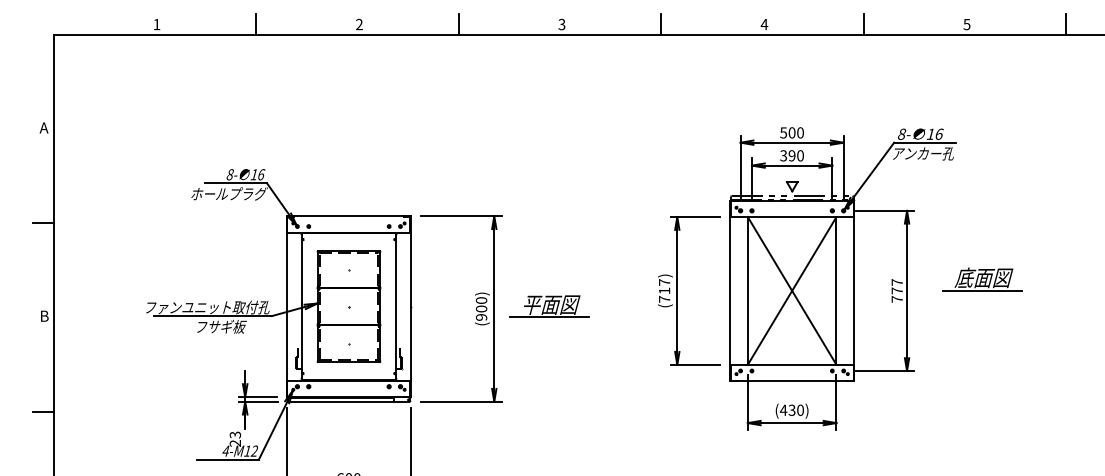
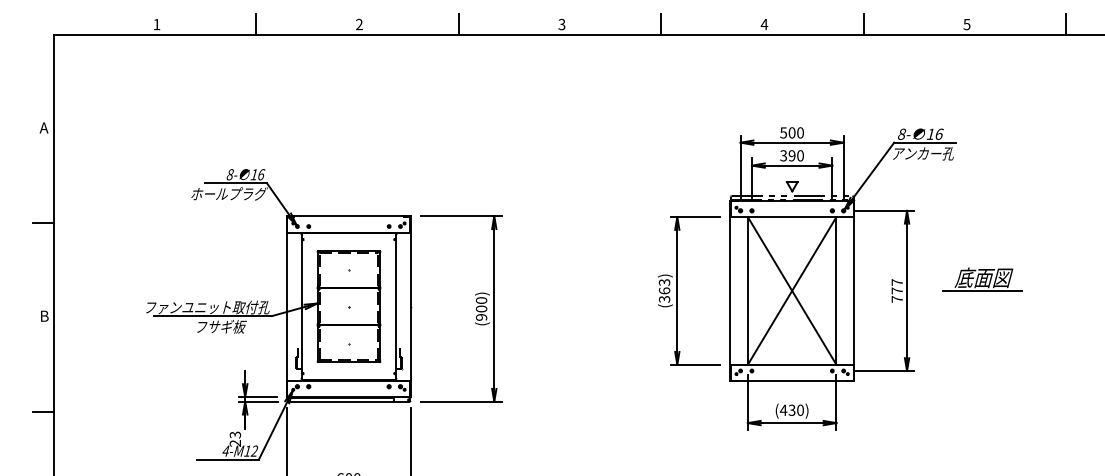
text: (717) -> (363) (664, 290)
part: present -> none (549, 306)
